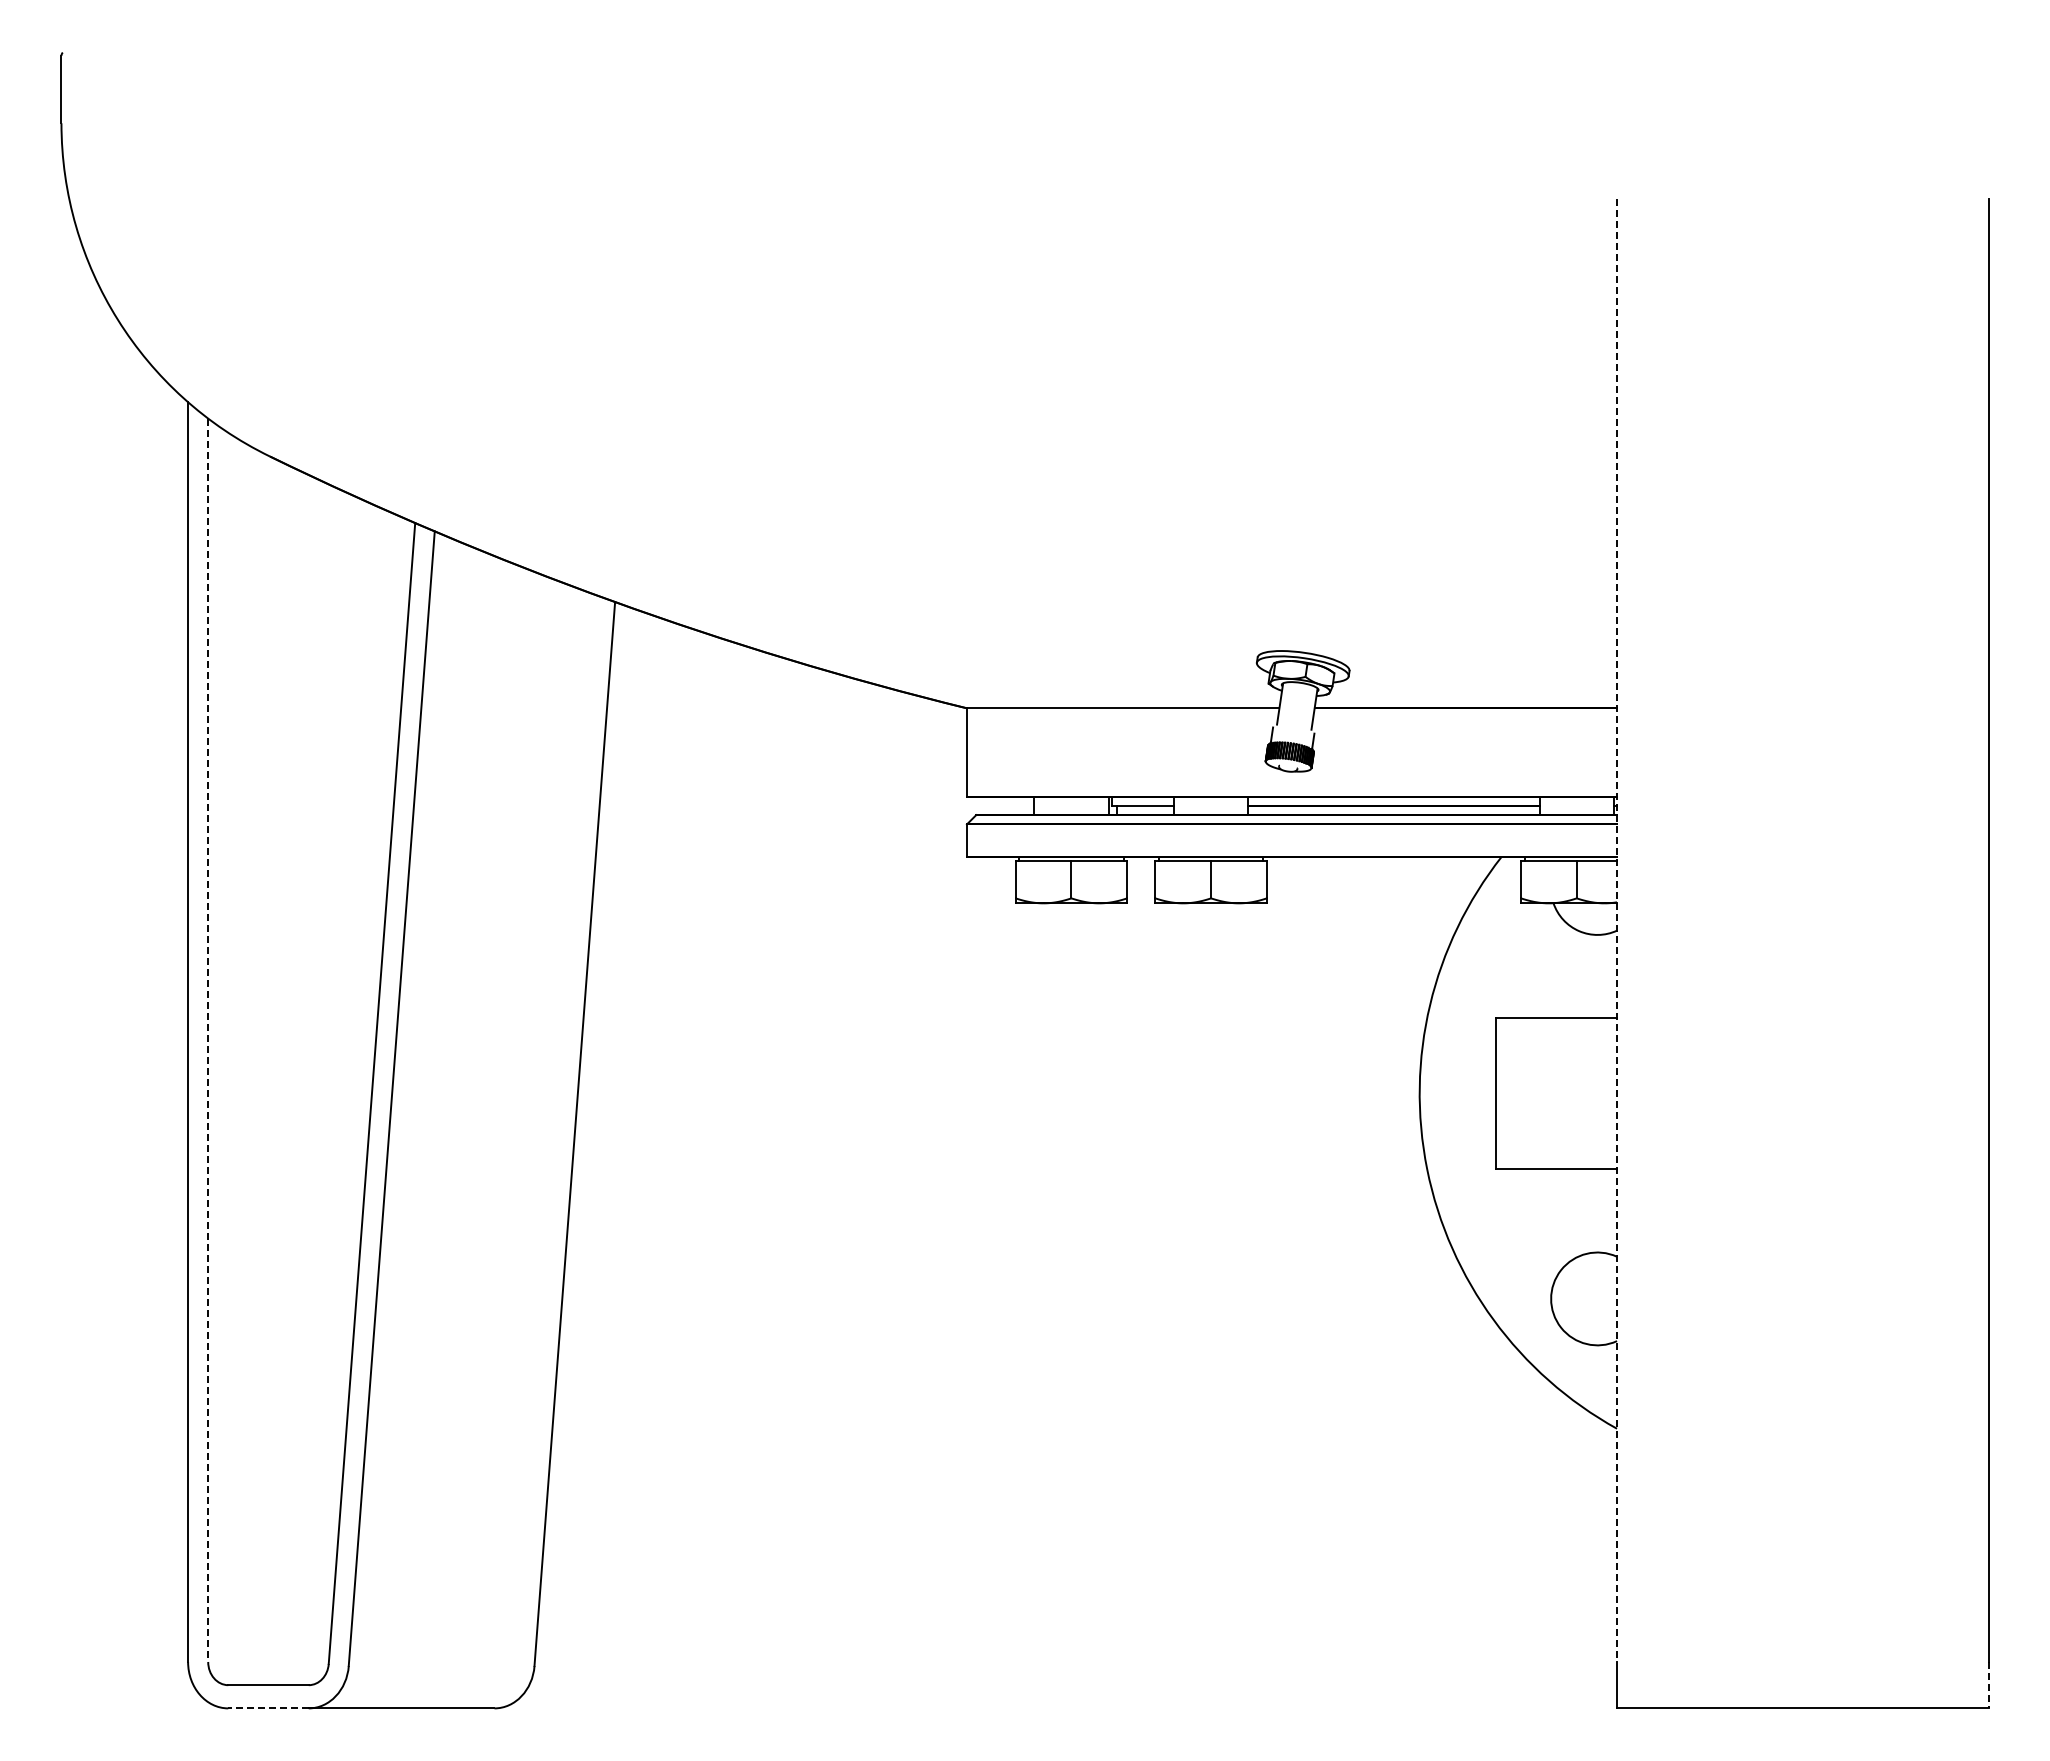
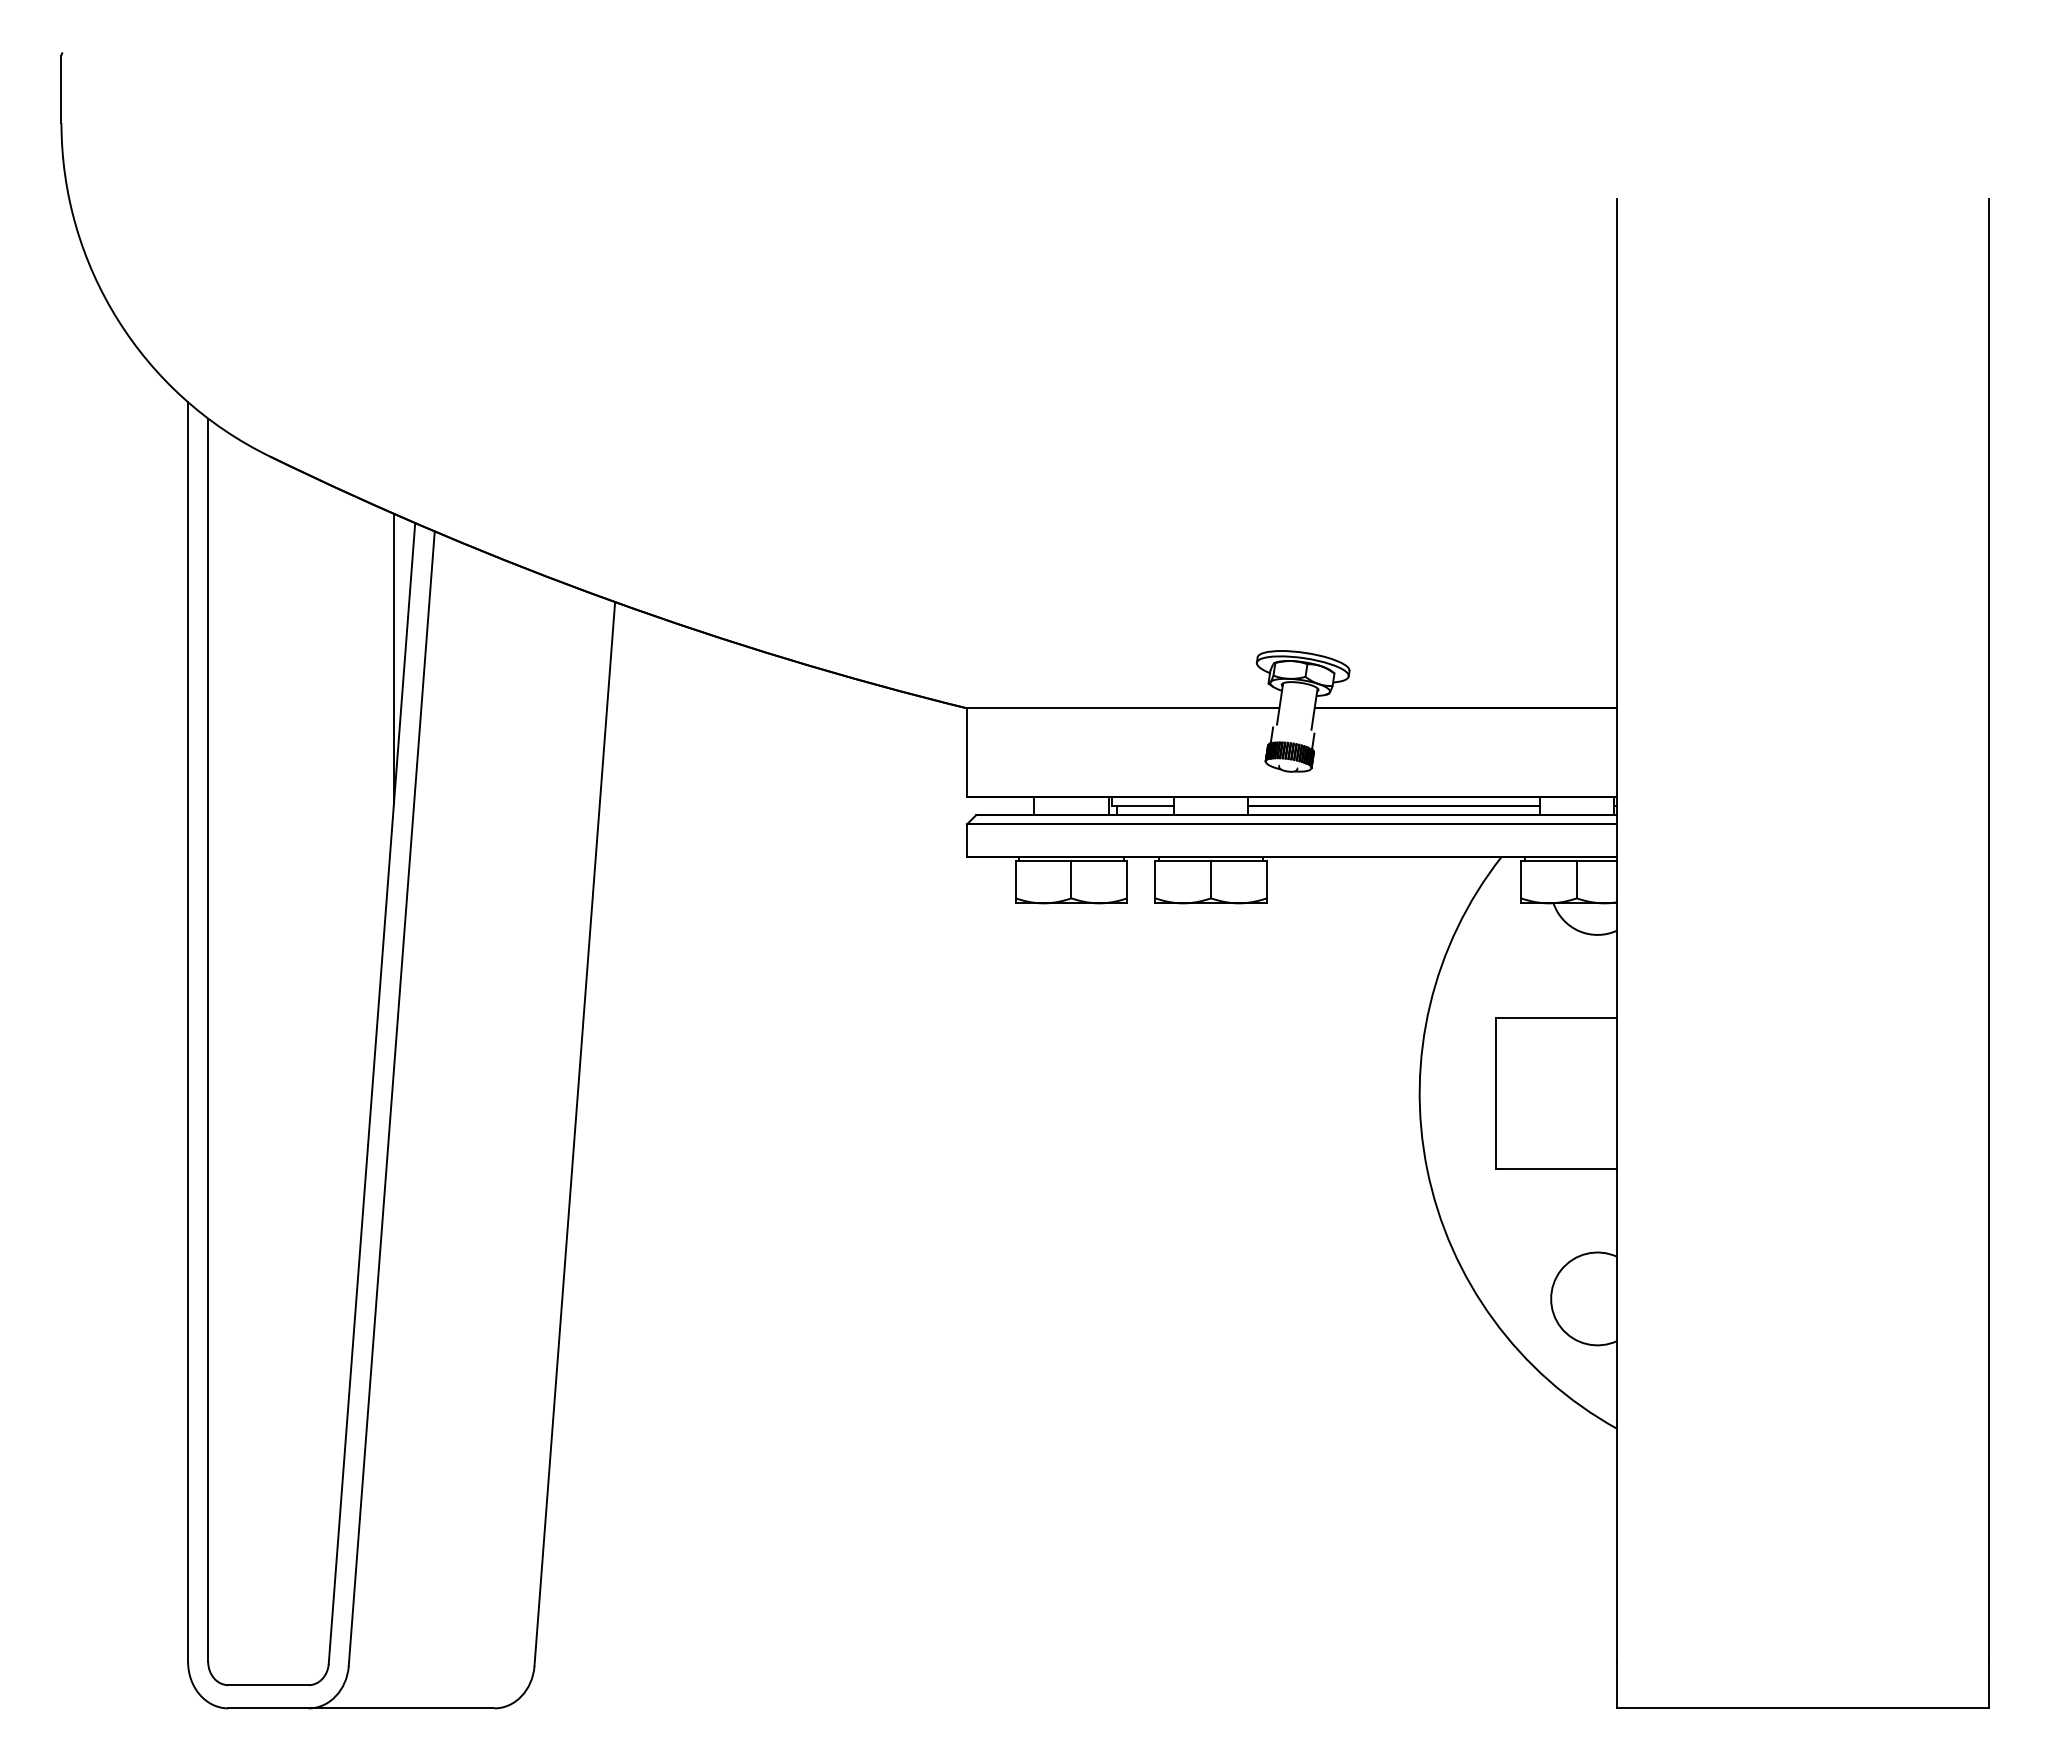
line: none -> present (393, 658)
line: dashed -> solid (1617, 931)
line: dashed -> solid (208, 1040)
line: dashed -> solid (1988, 1685)
line: dashed -> solid (268, 1708)
